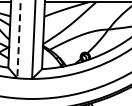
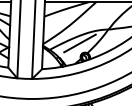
line: dashed -> solid (19, 39)
line: none -> present (79, 43)
